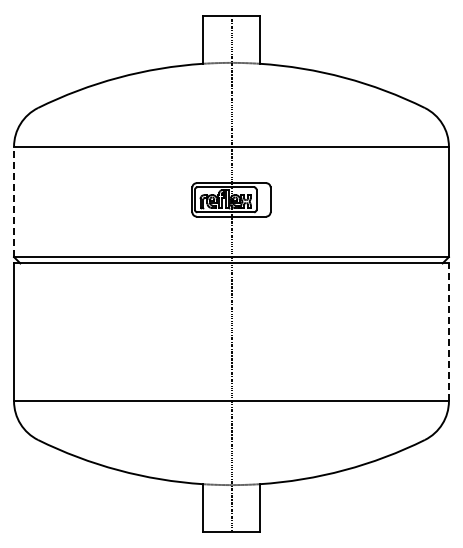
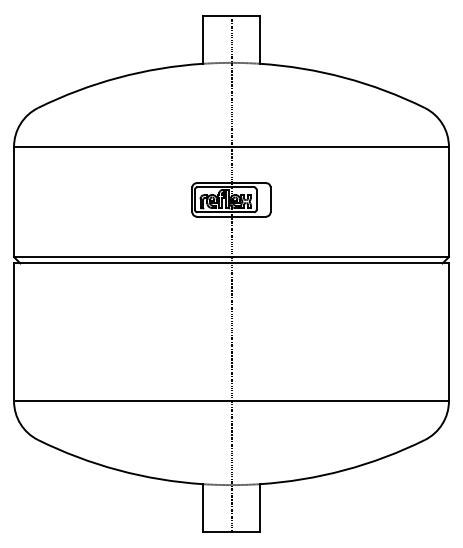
line: dashed -> solid (14, 201)
line: dashed -> solid (448, 332)
